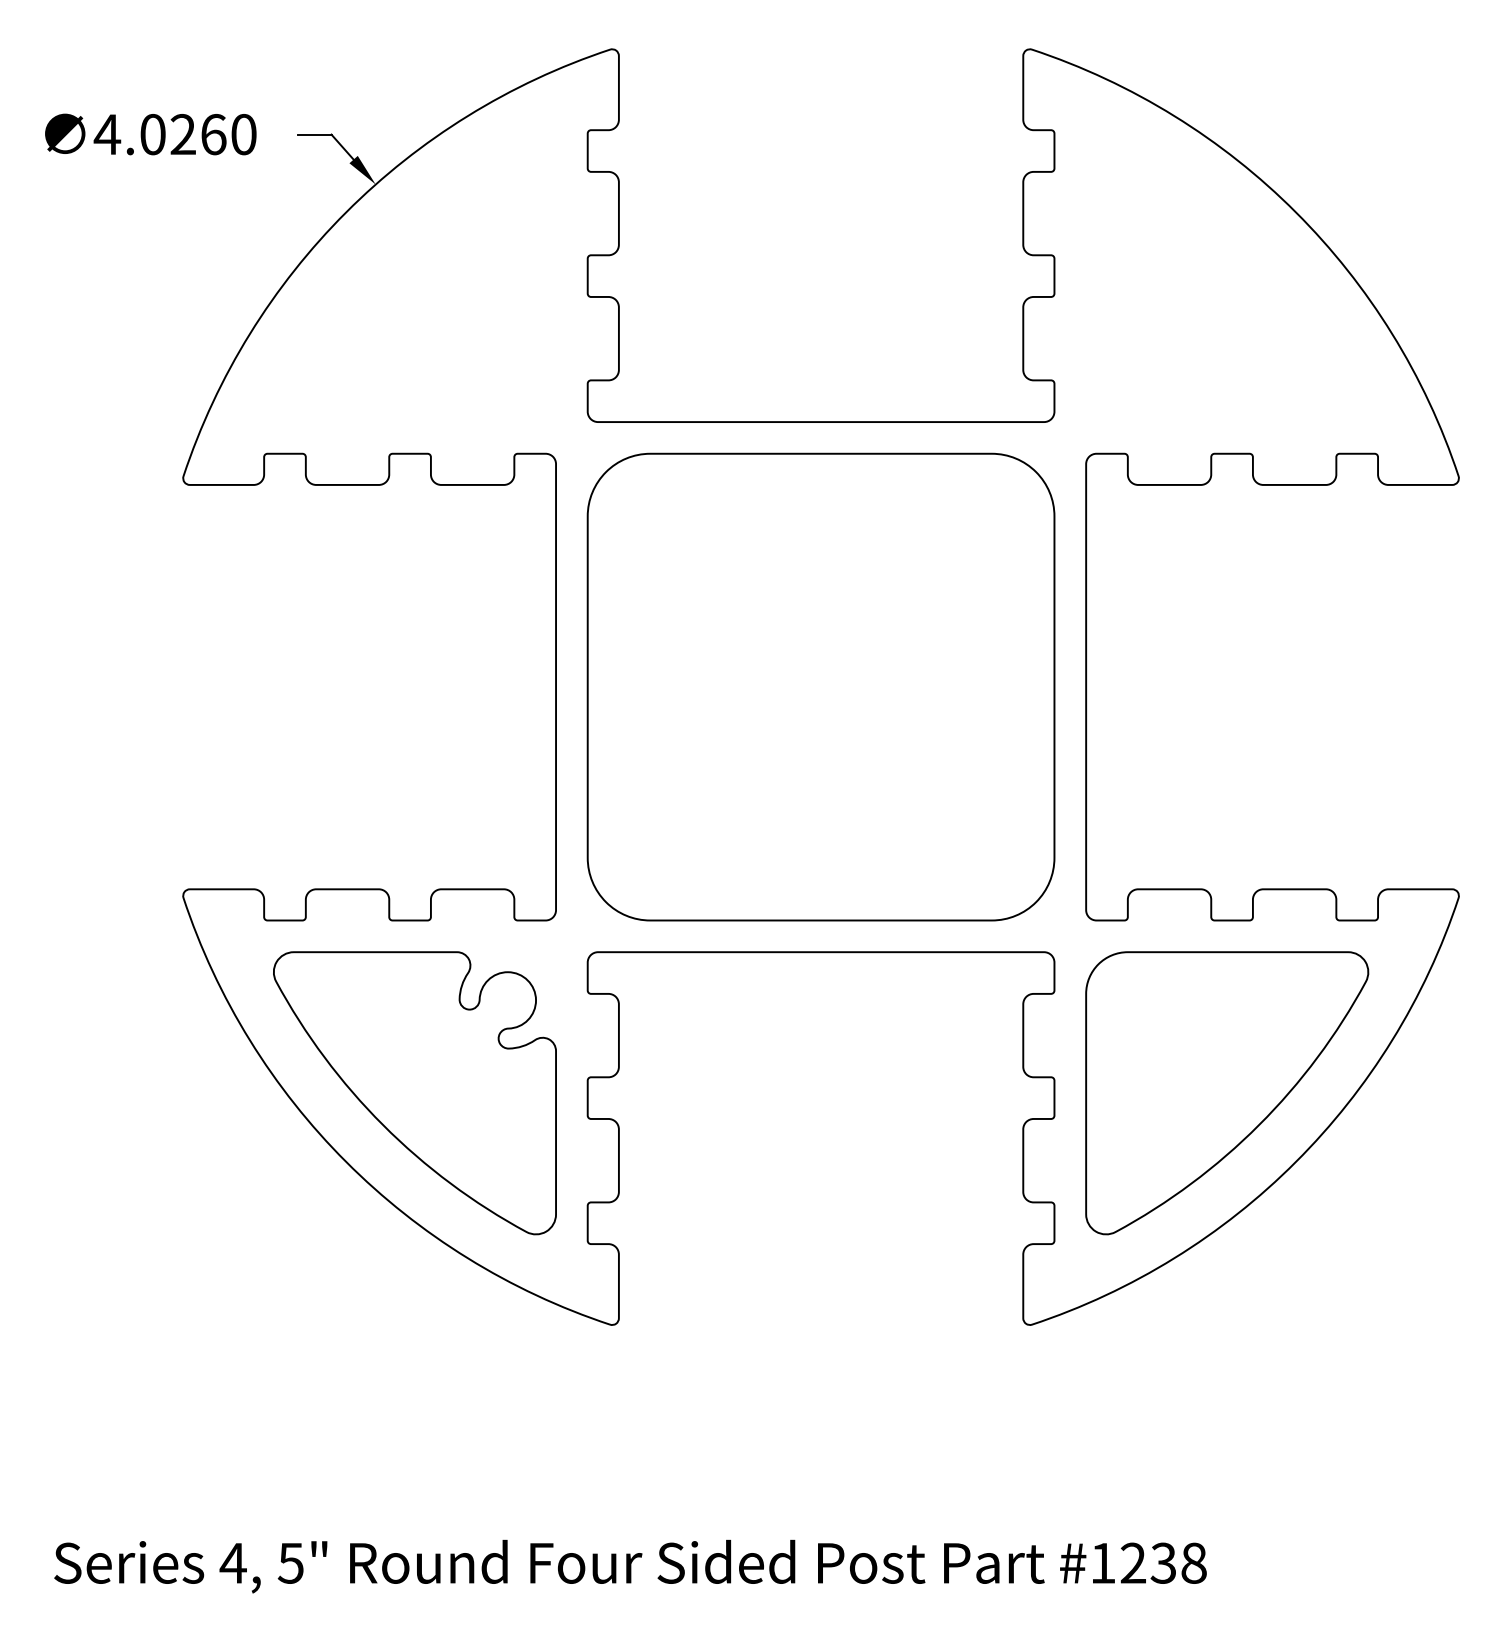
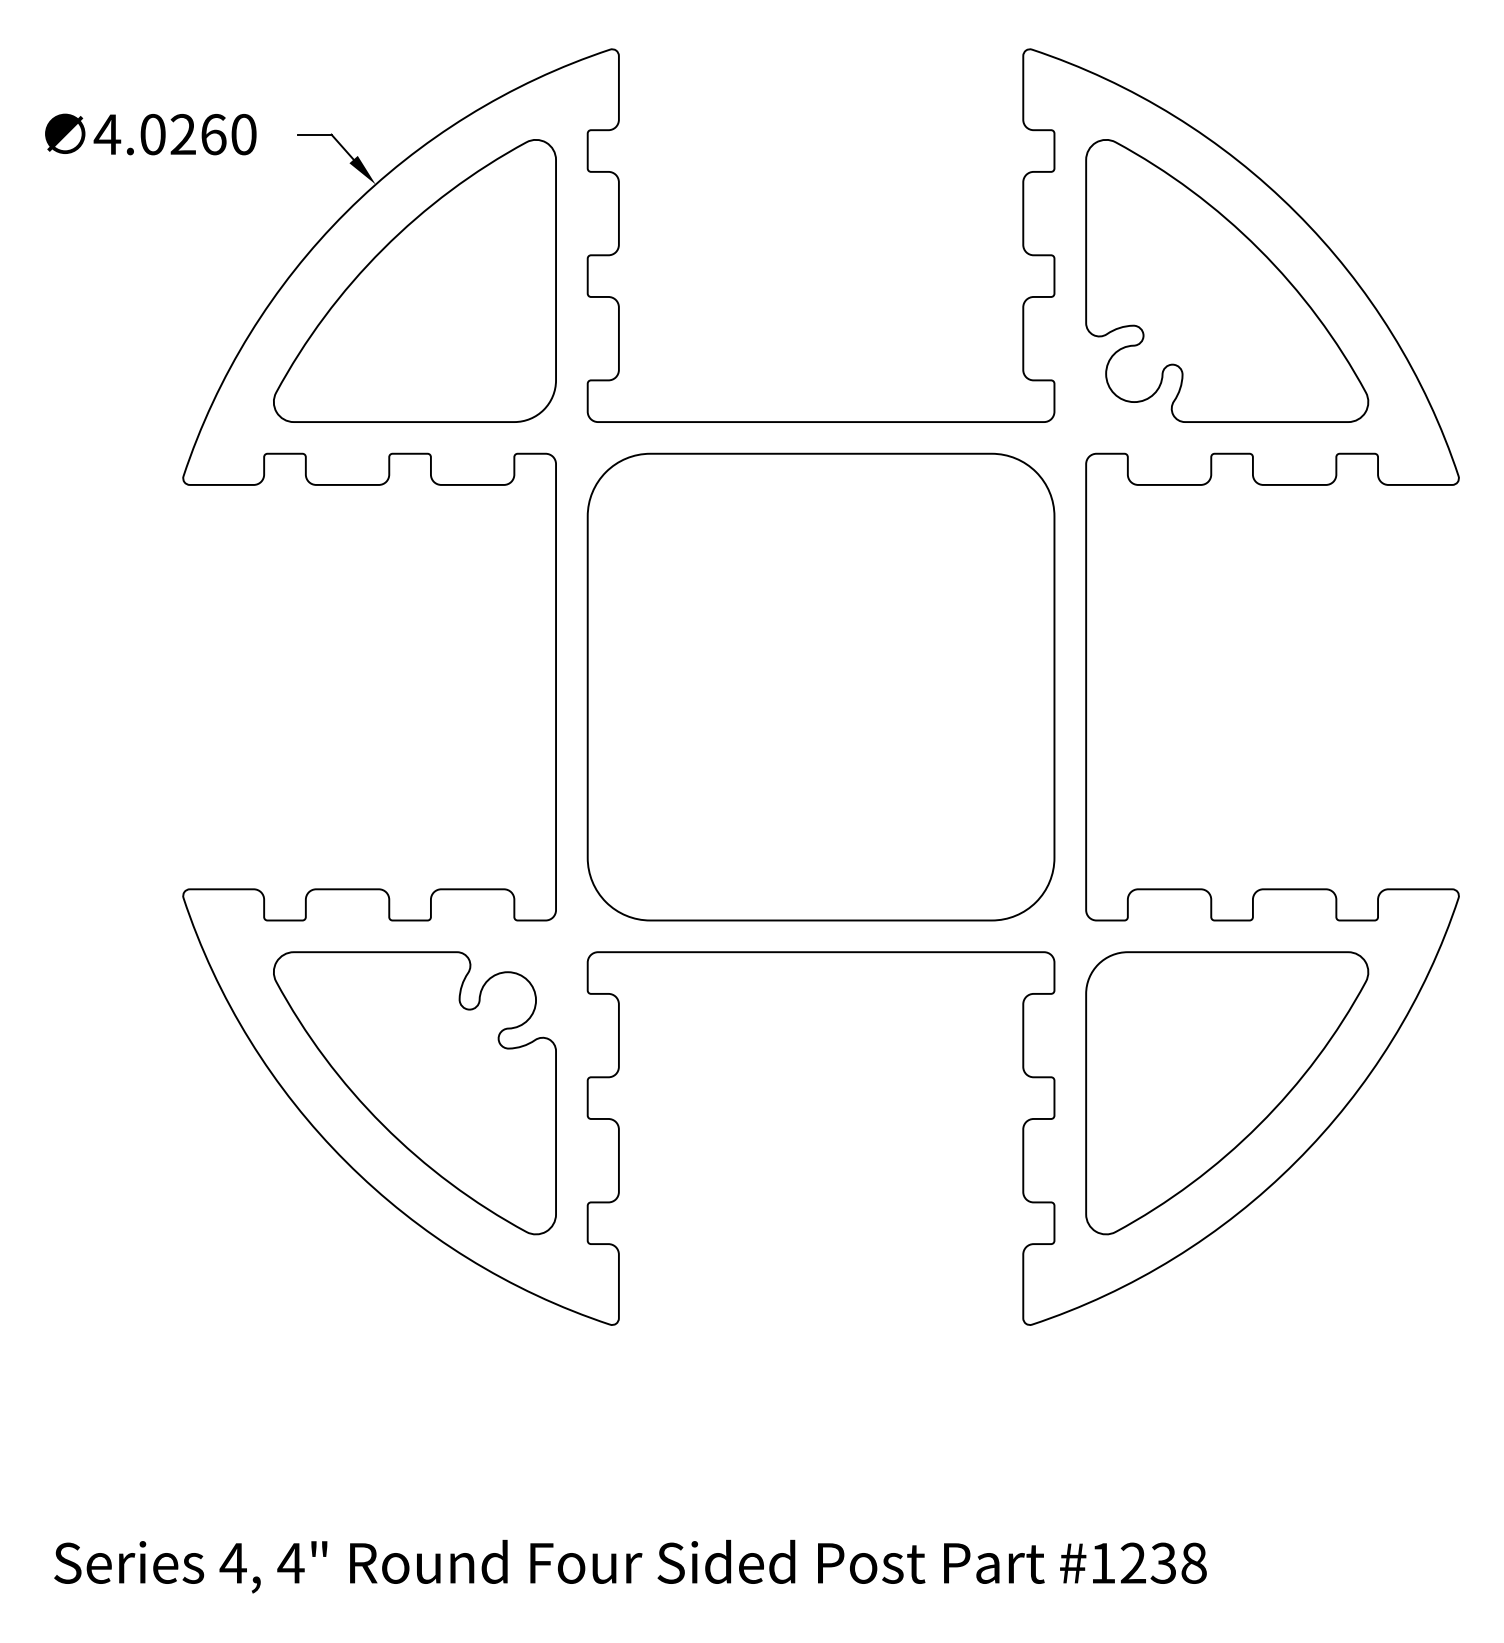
part: none -> present (414, 280)
part: none -> present (1227, 280)
text: 5" -> 4" (290, 1563)
